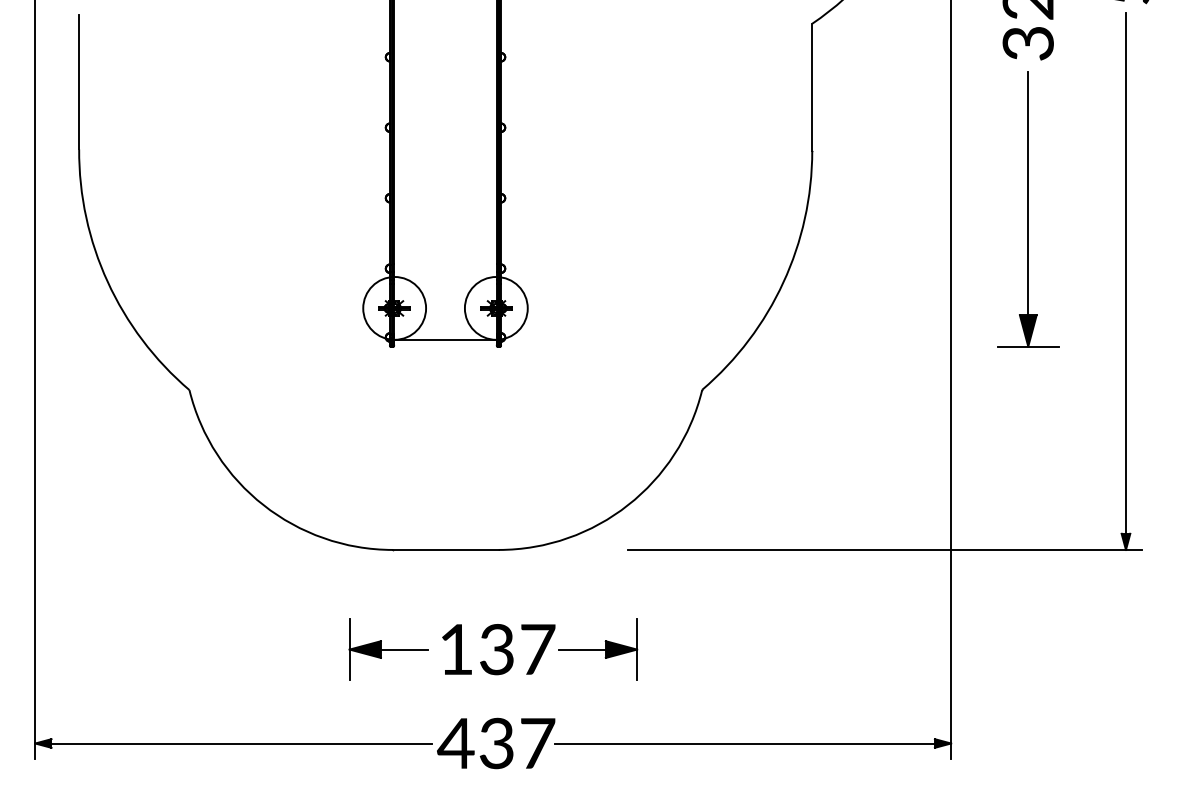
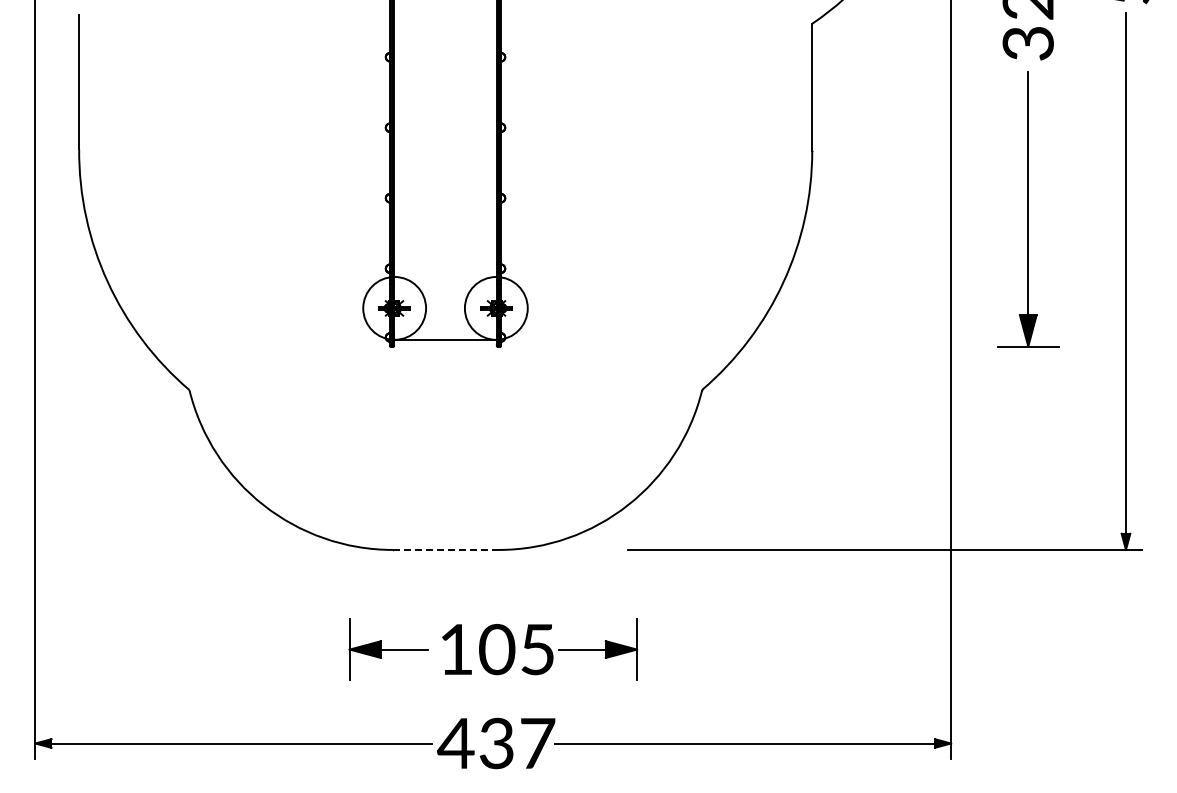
line: solid -> dashed (445, 549)
text: 137 -> 105 (517, 649)
